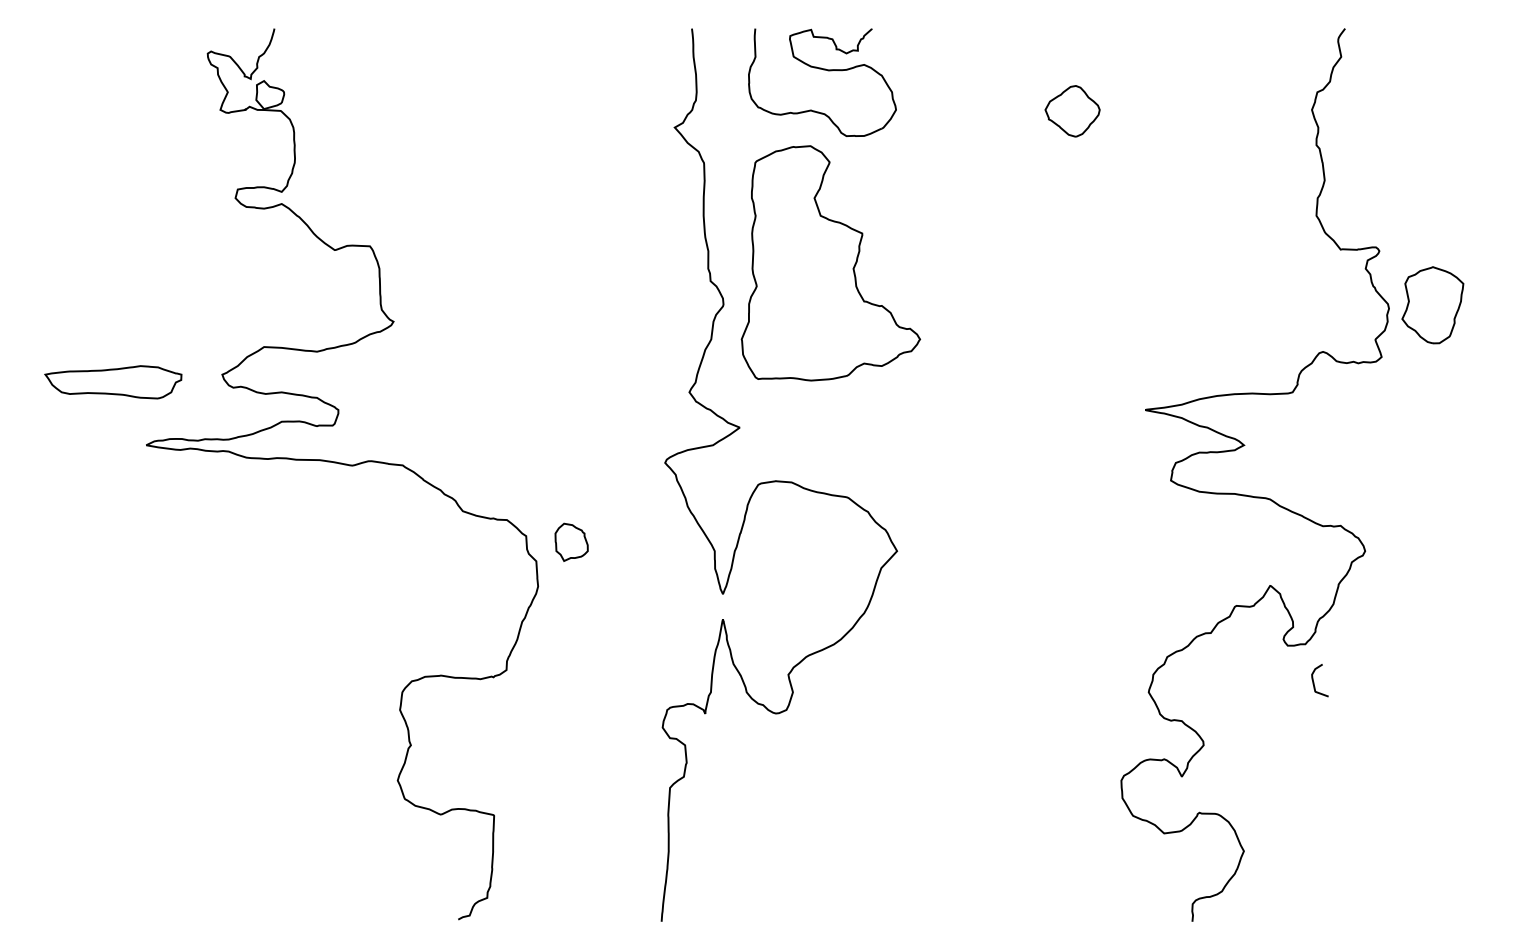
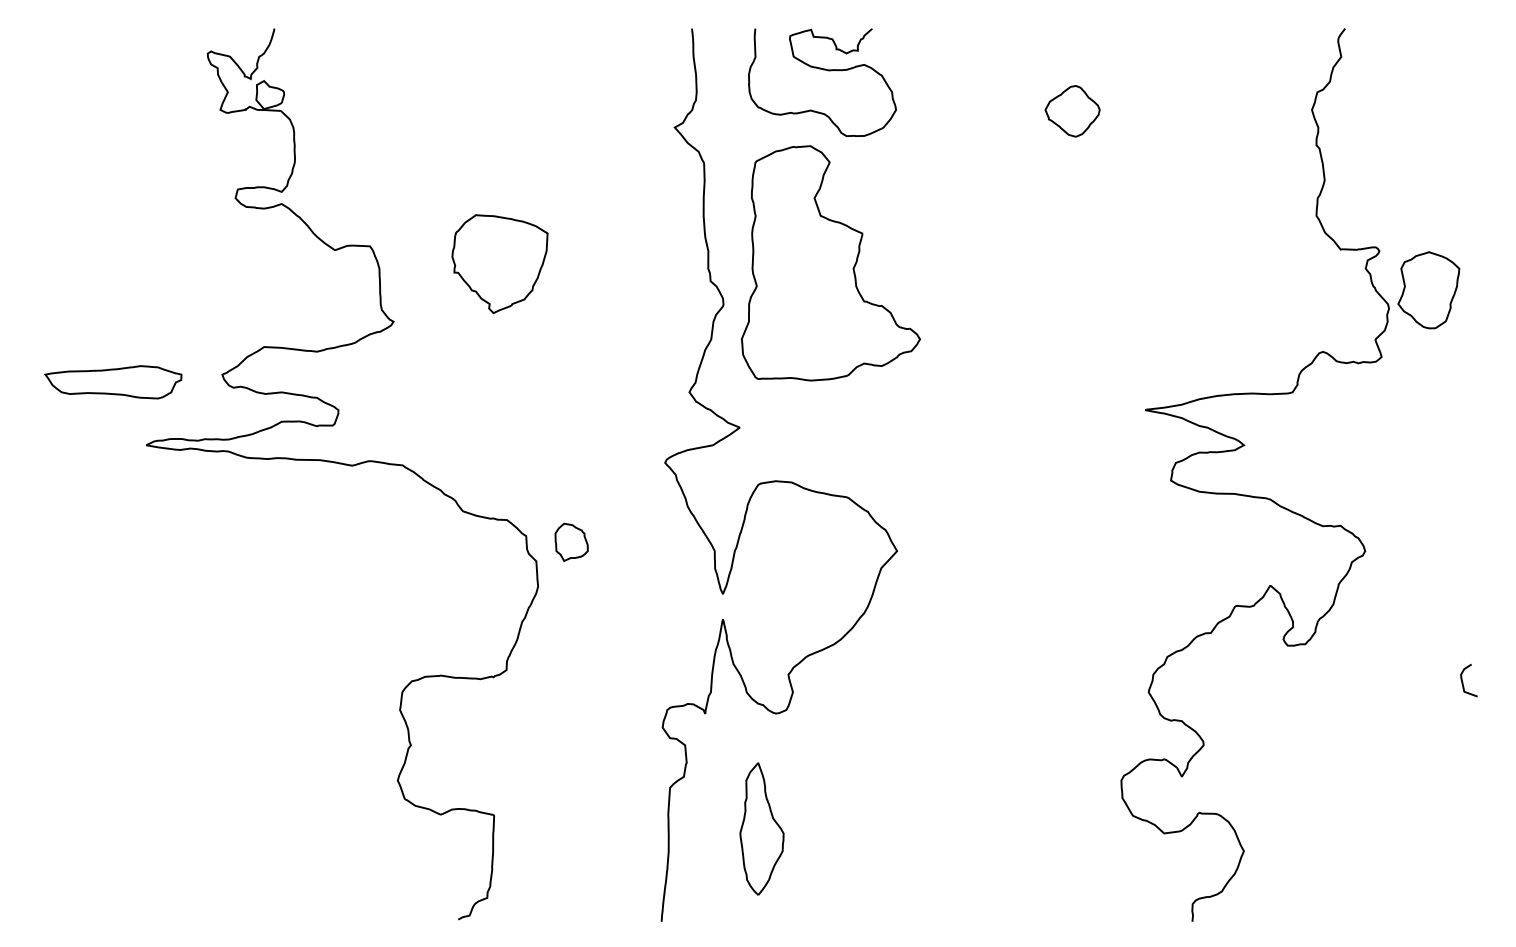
part: none -> present (499, 264)
part position: (1432, 305) -> (1428, 290) (1428, 290)
curve position: (1314, 682) -> (1463, 682) (1463, 682)
part: none -> present (761, 828)
